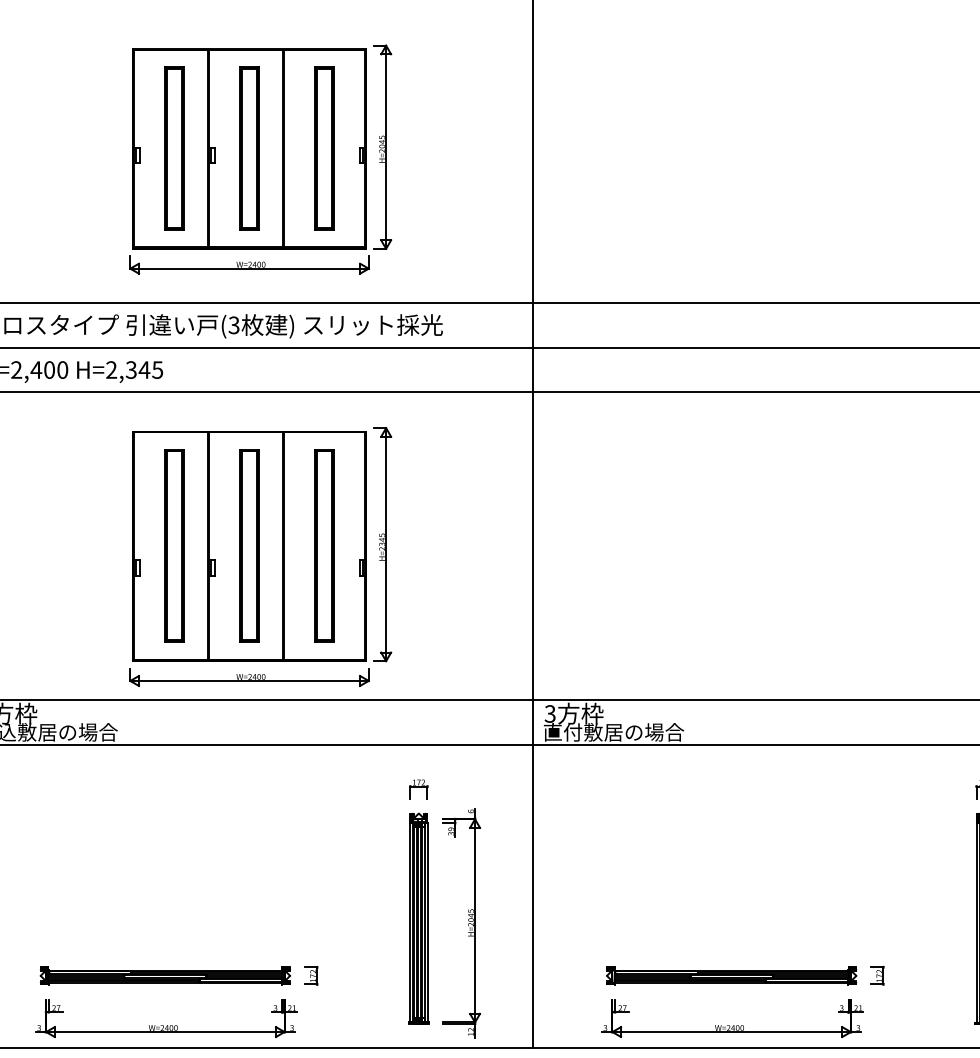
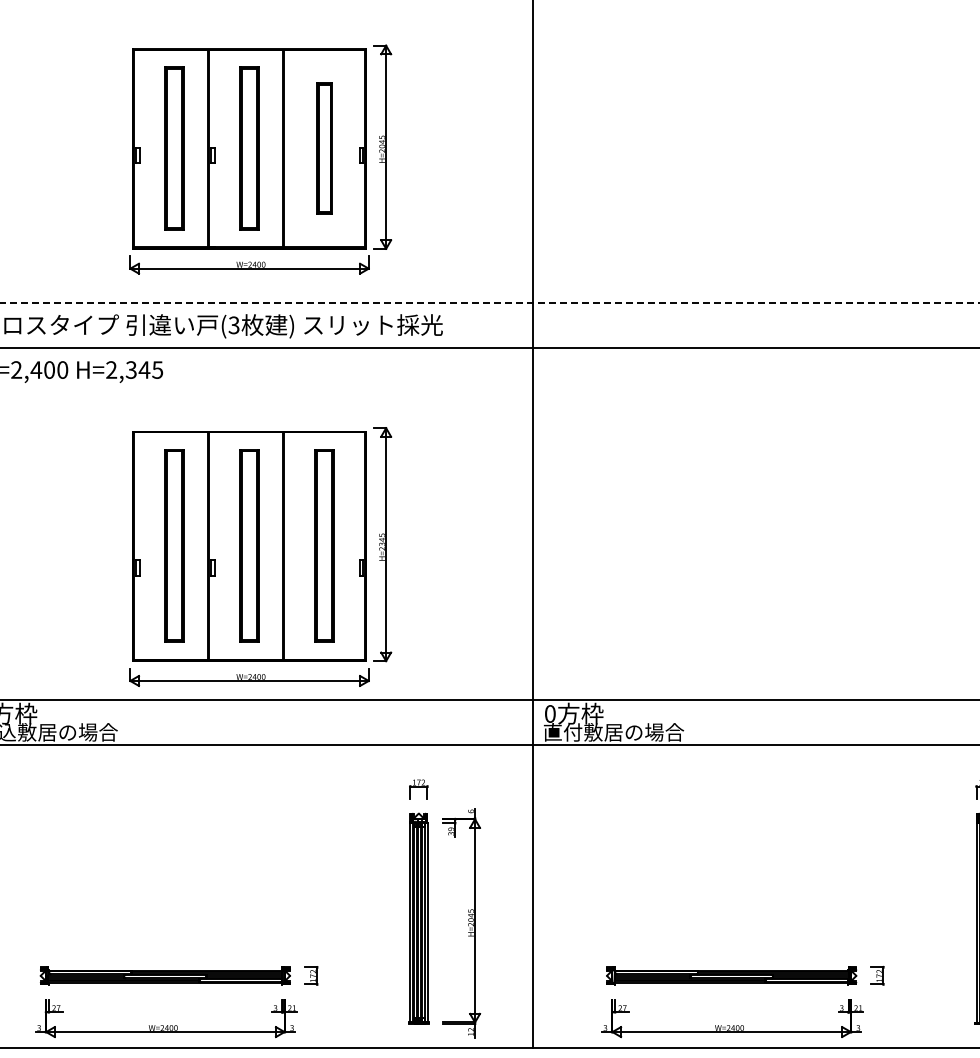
part size: 21x165 px -> 17x133 px (324, 148)
line: solid -> dashed (490, 303)
line: present -> none (489, 392)
text: 3 -> 0 (549, 713)
